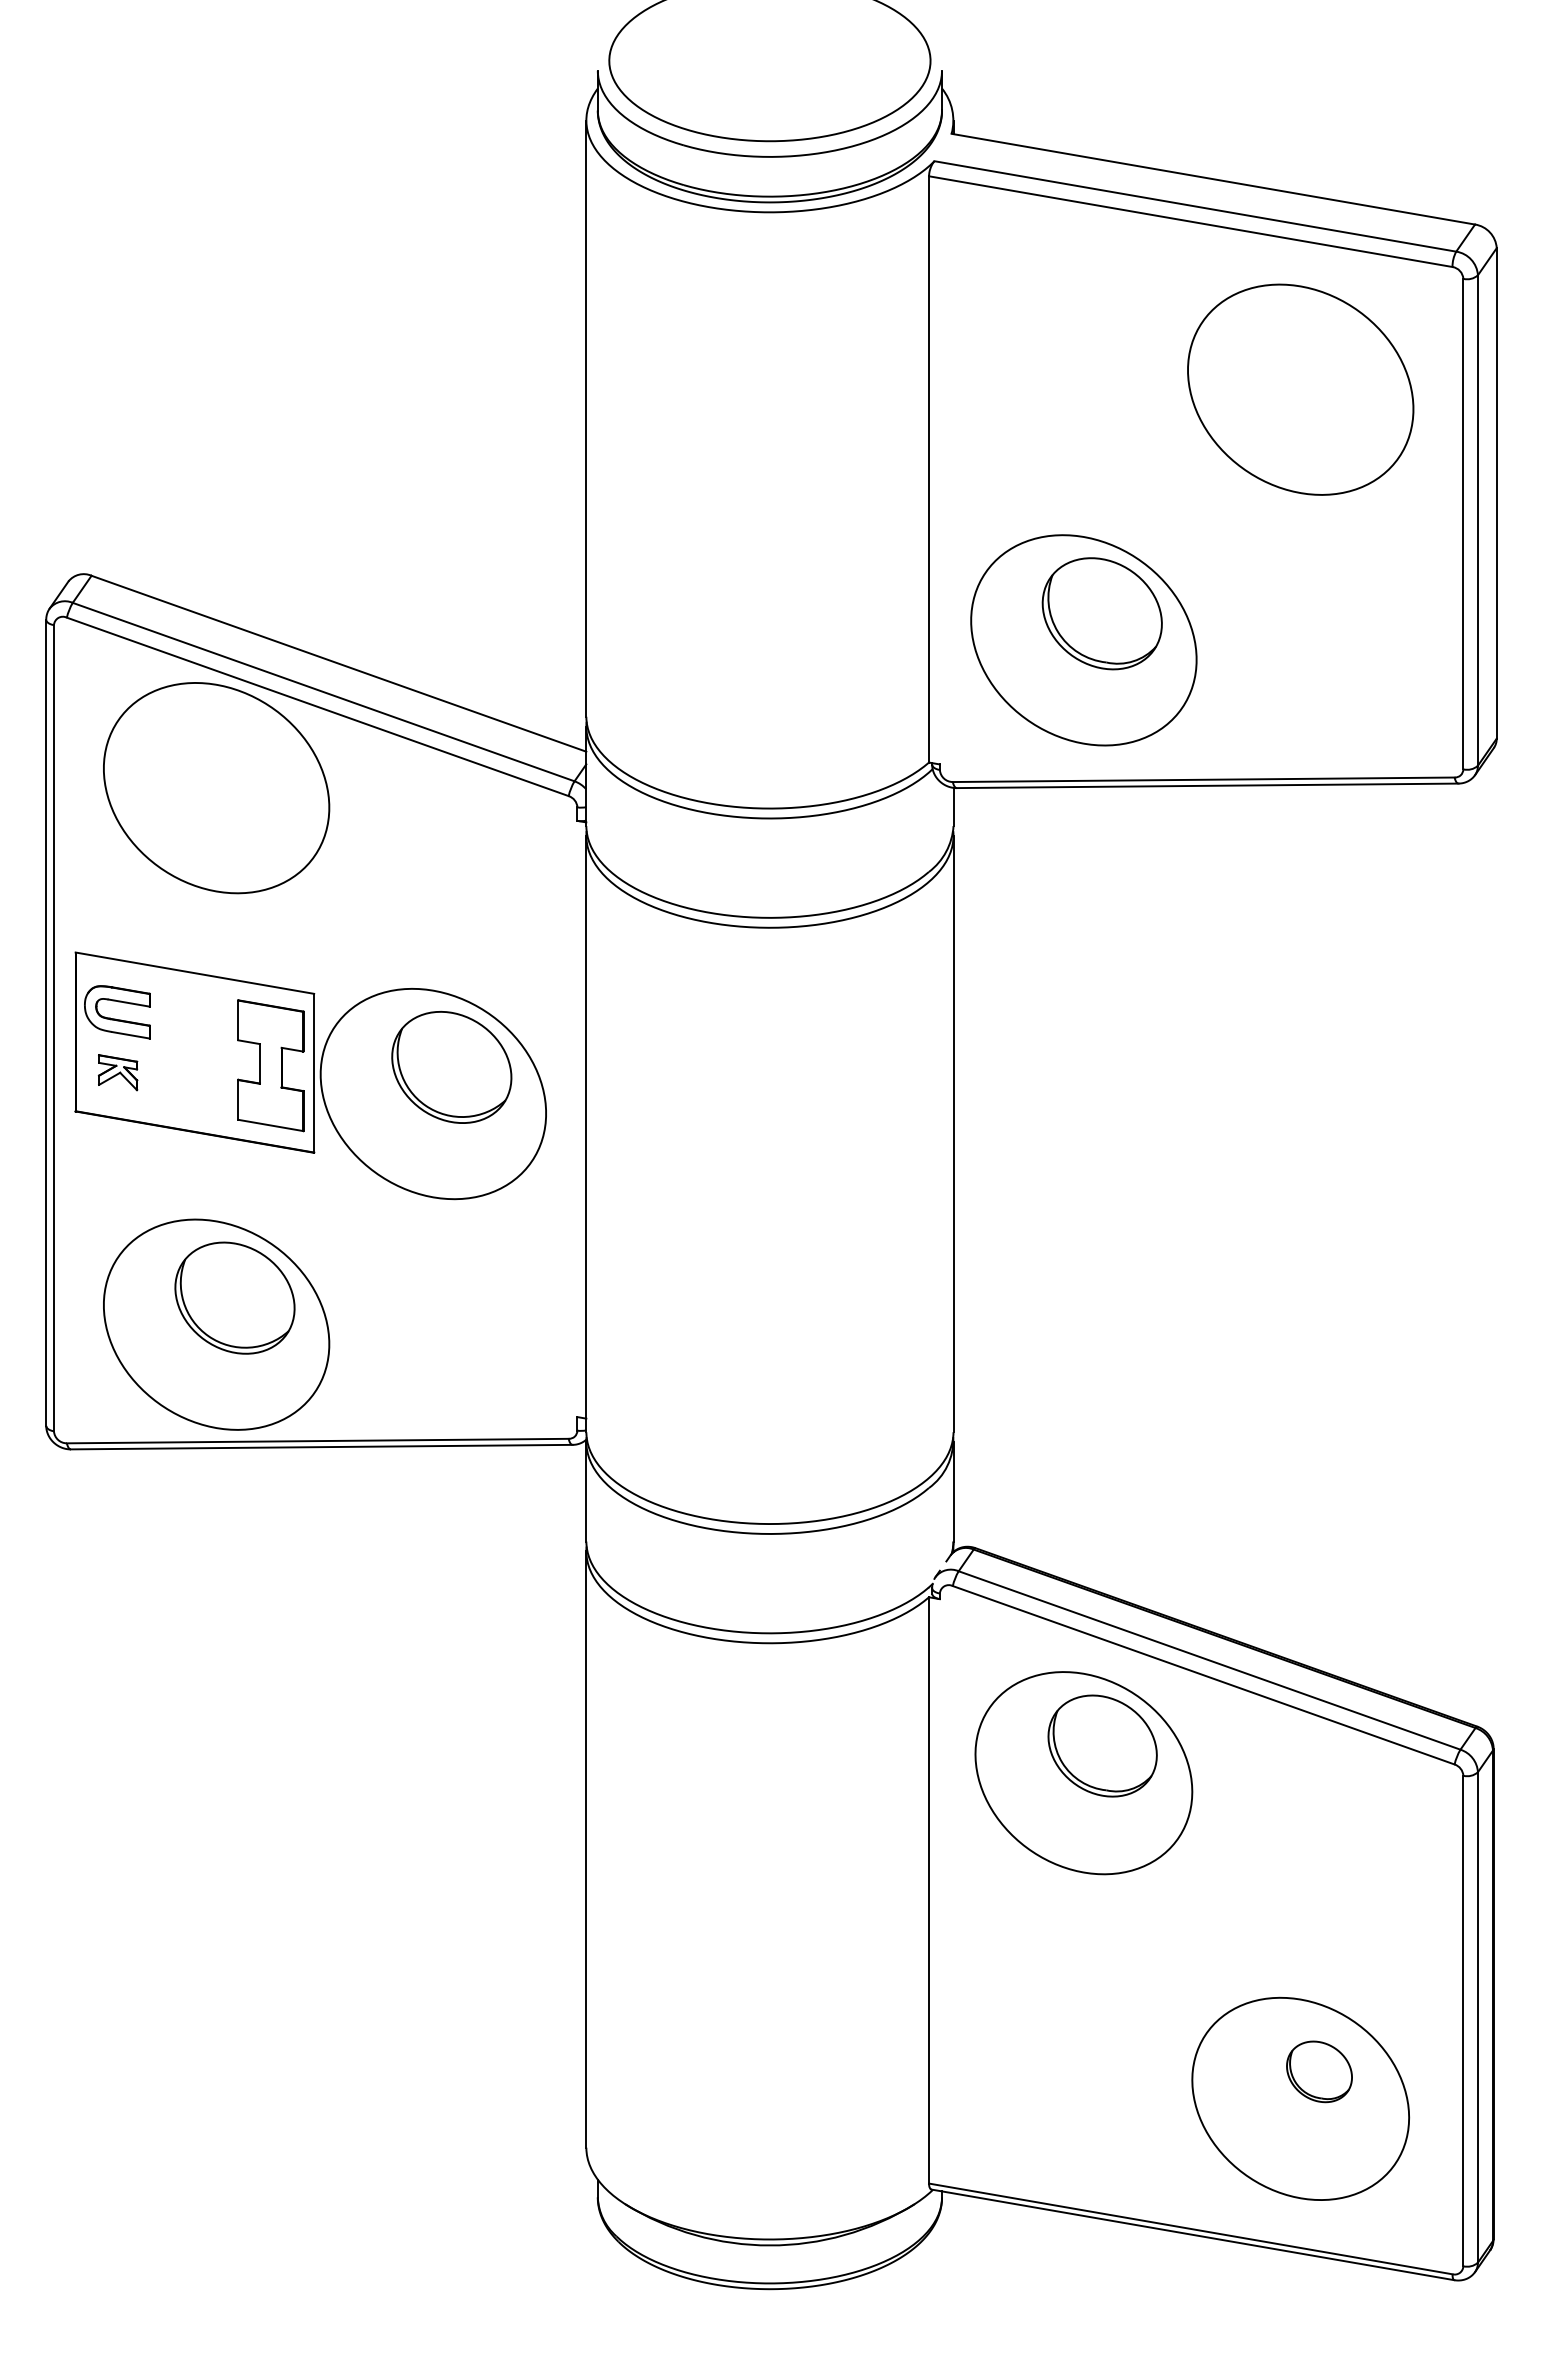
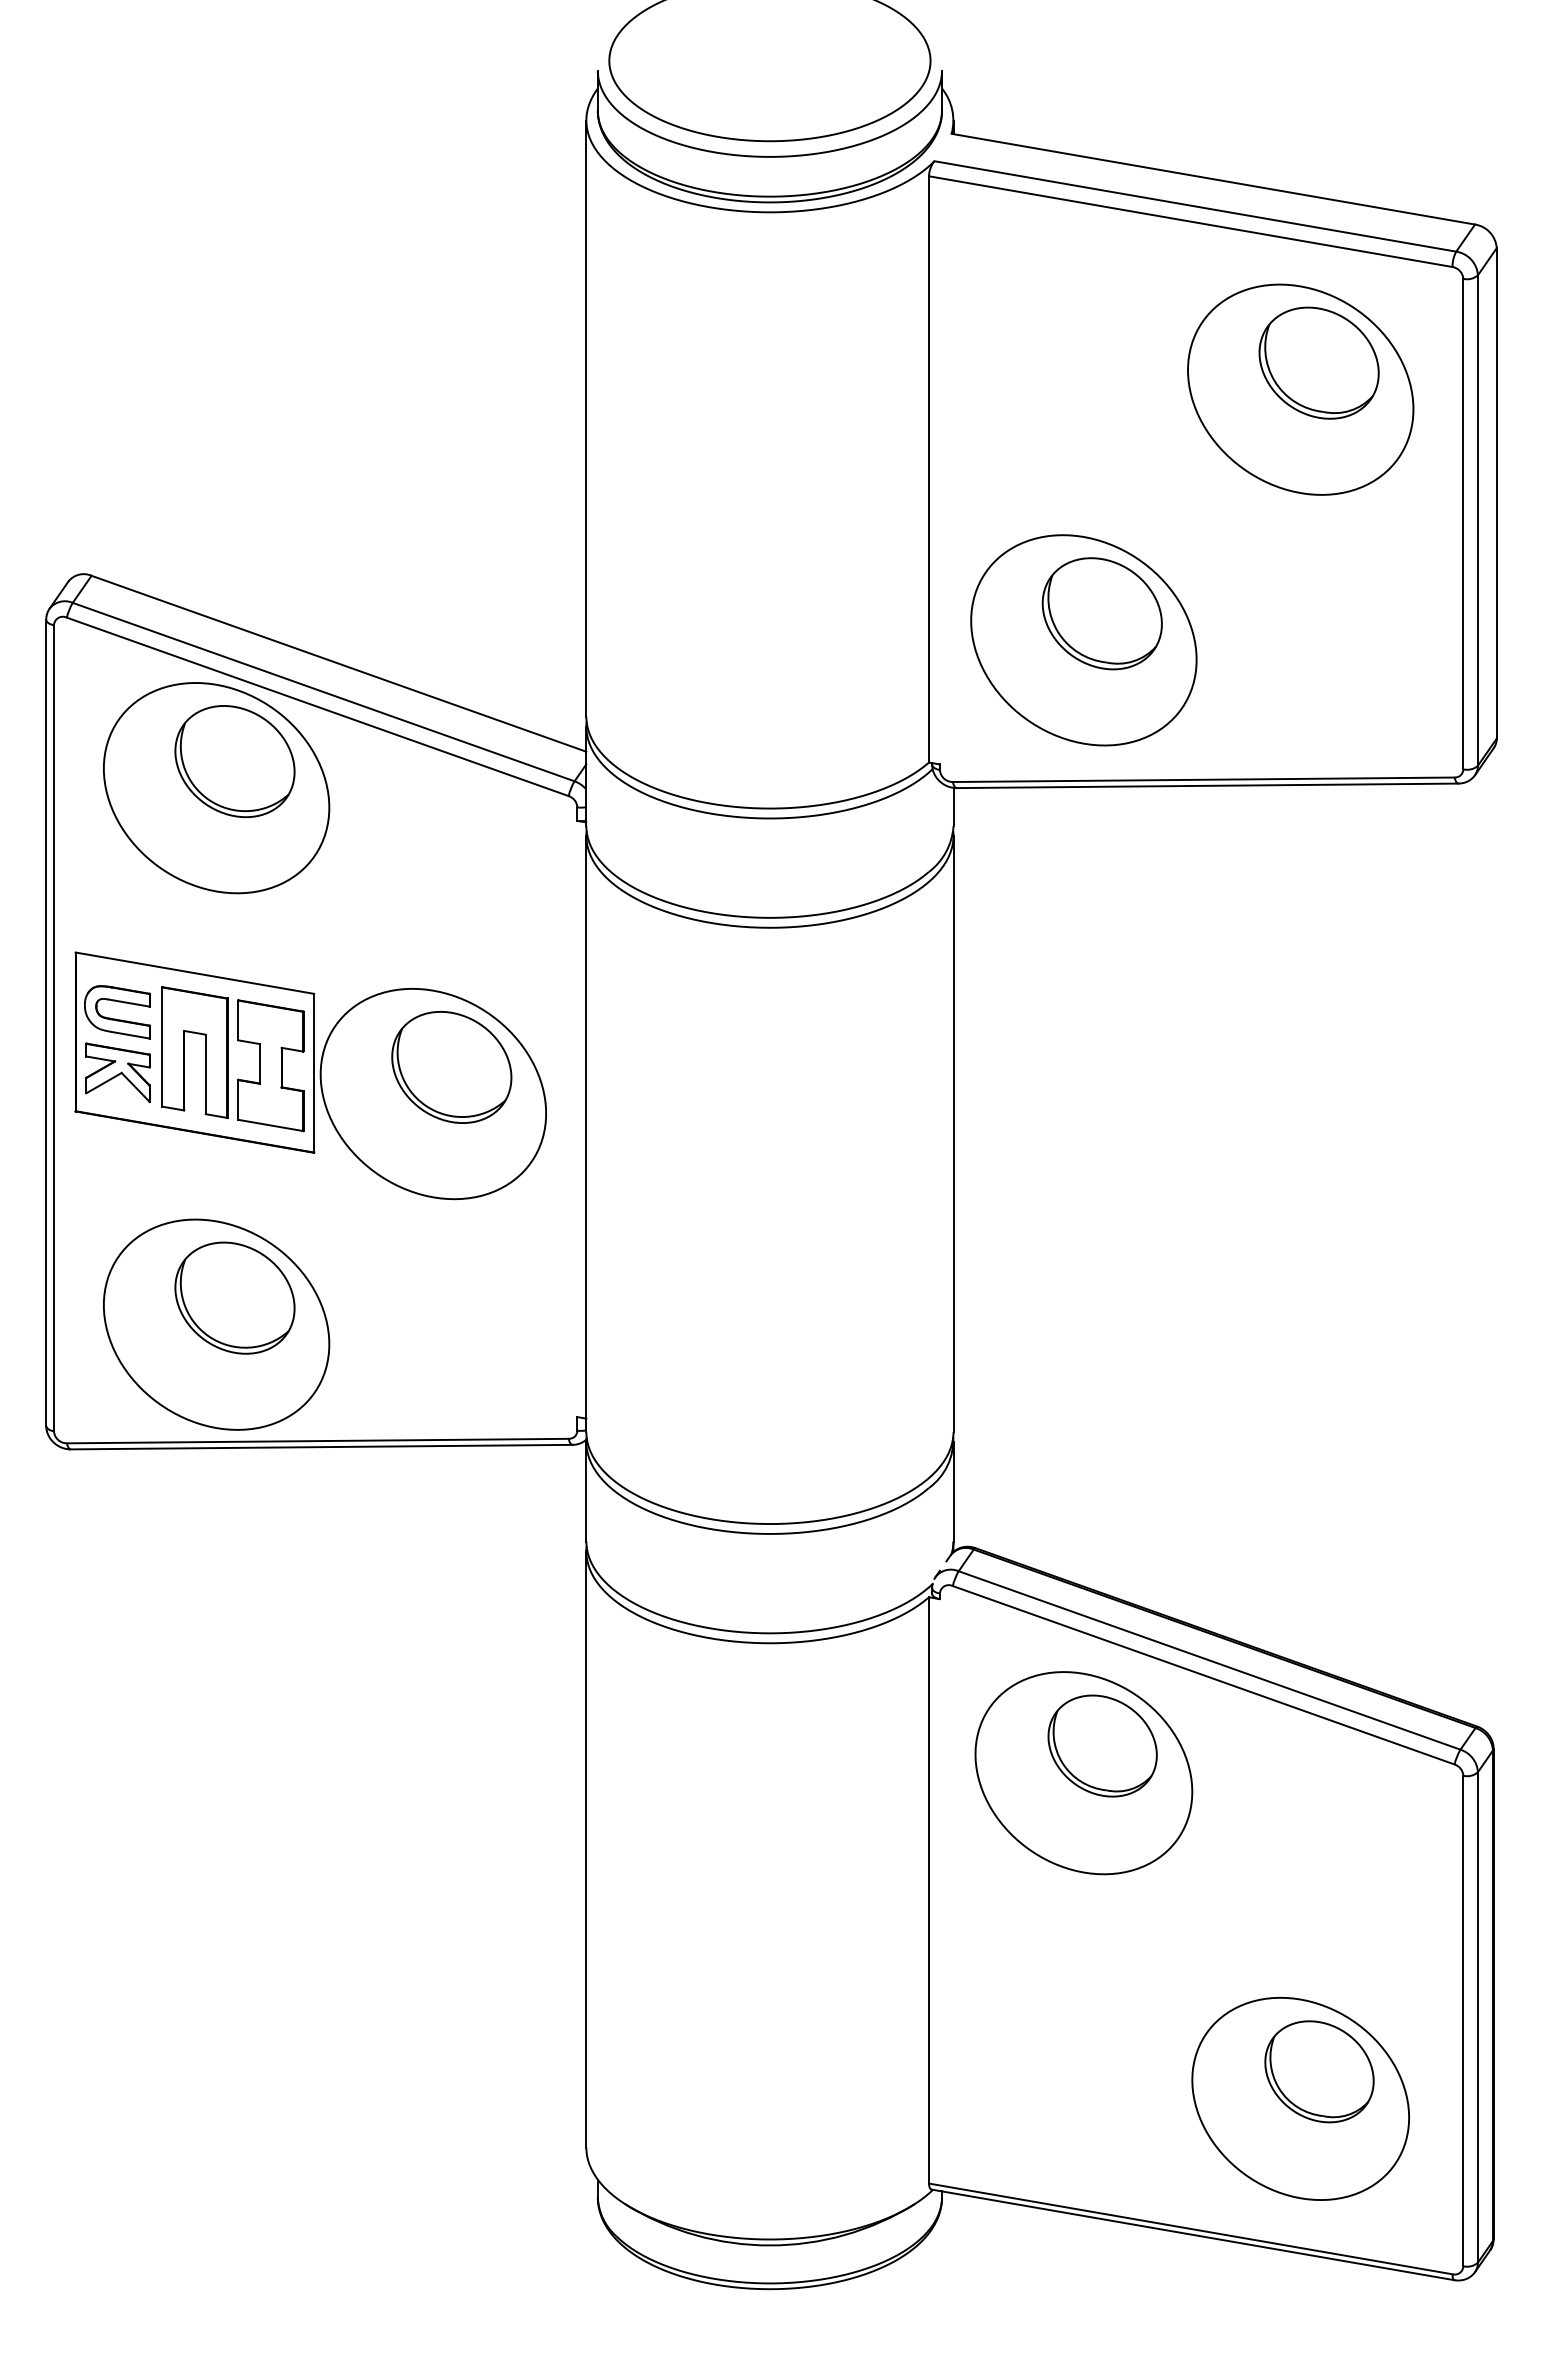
part: none -> present (1318, 362)
part: none -> present (234, 761)
part: none -> present (184, 1052)
part size: 41x38 px -> 66x61 px (117, 1072)
part size: 67x64 px -> 111x104 px (1319, 2071)
